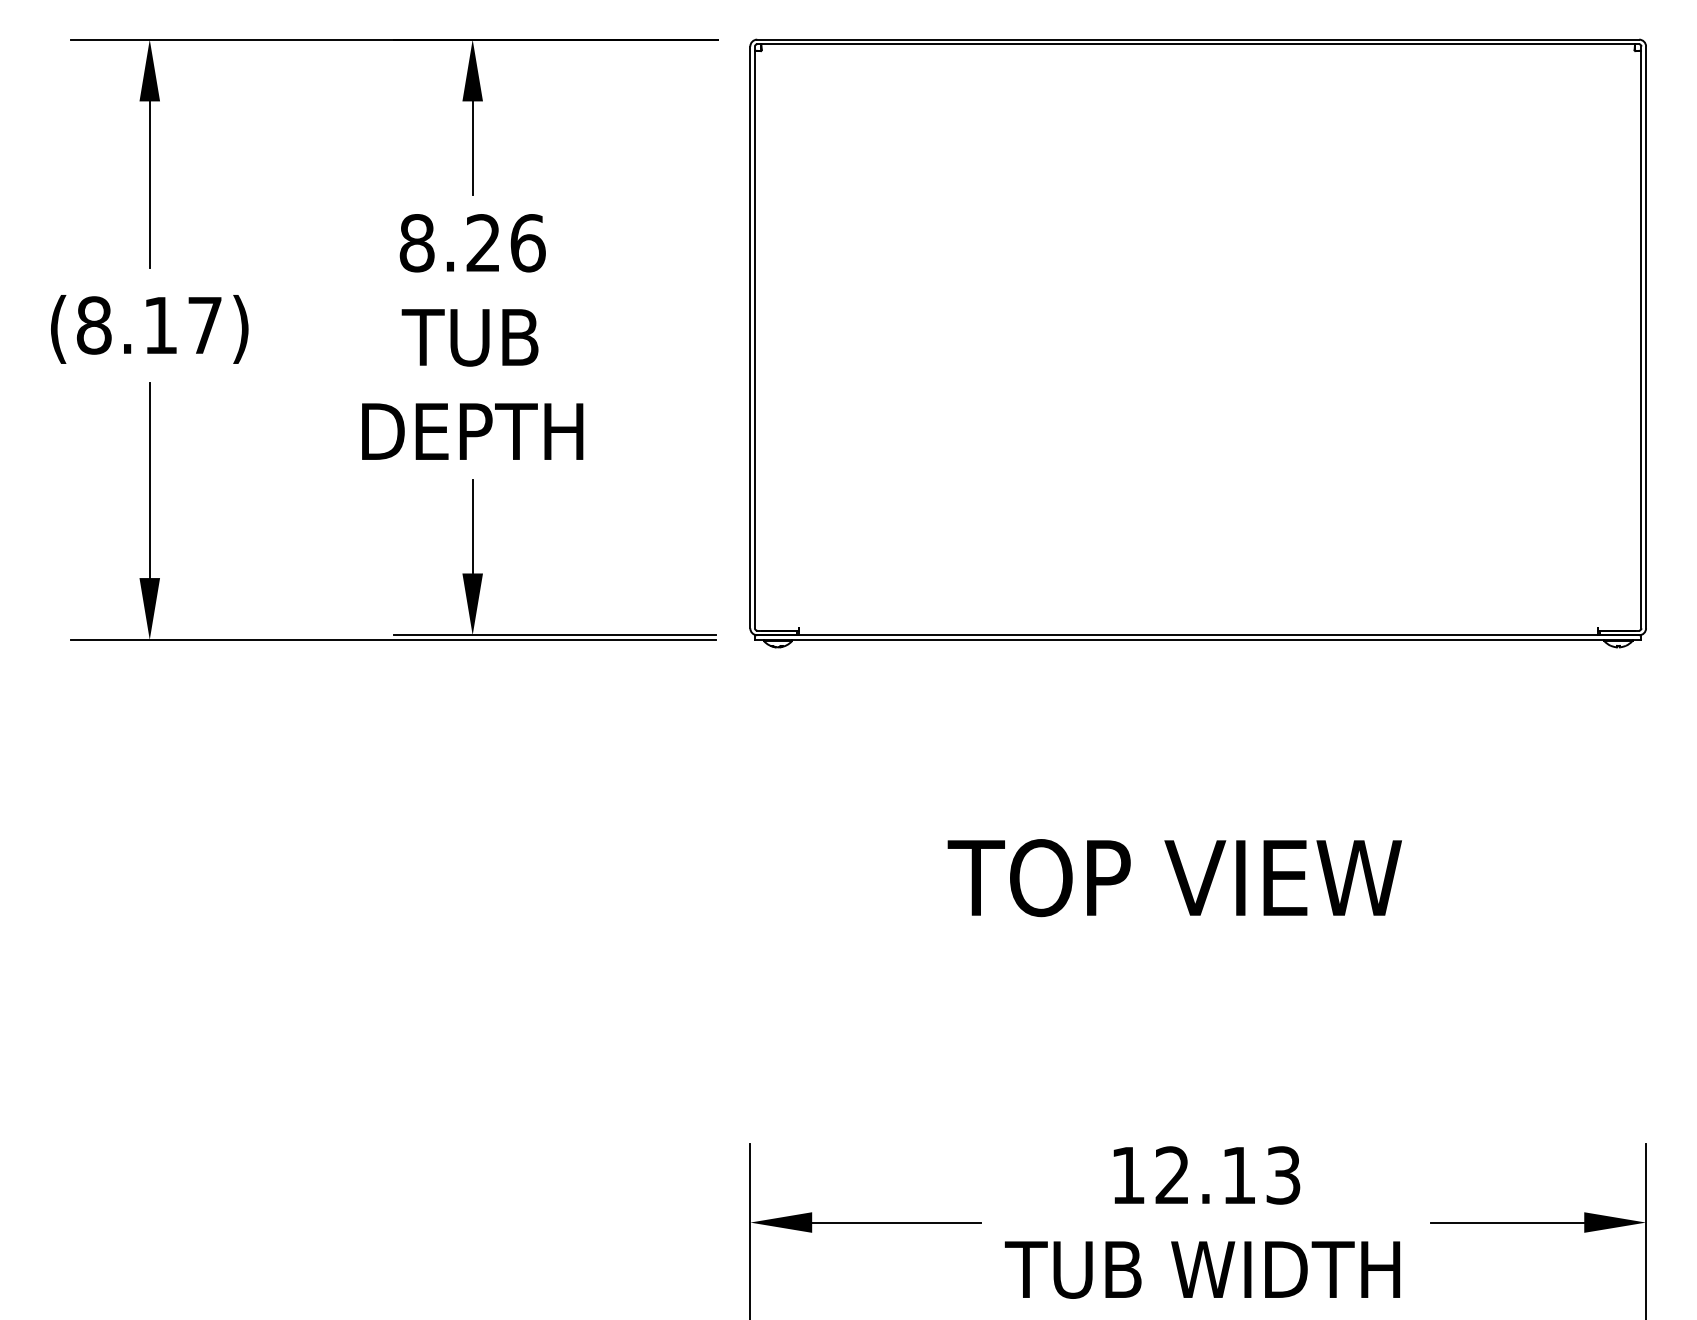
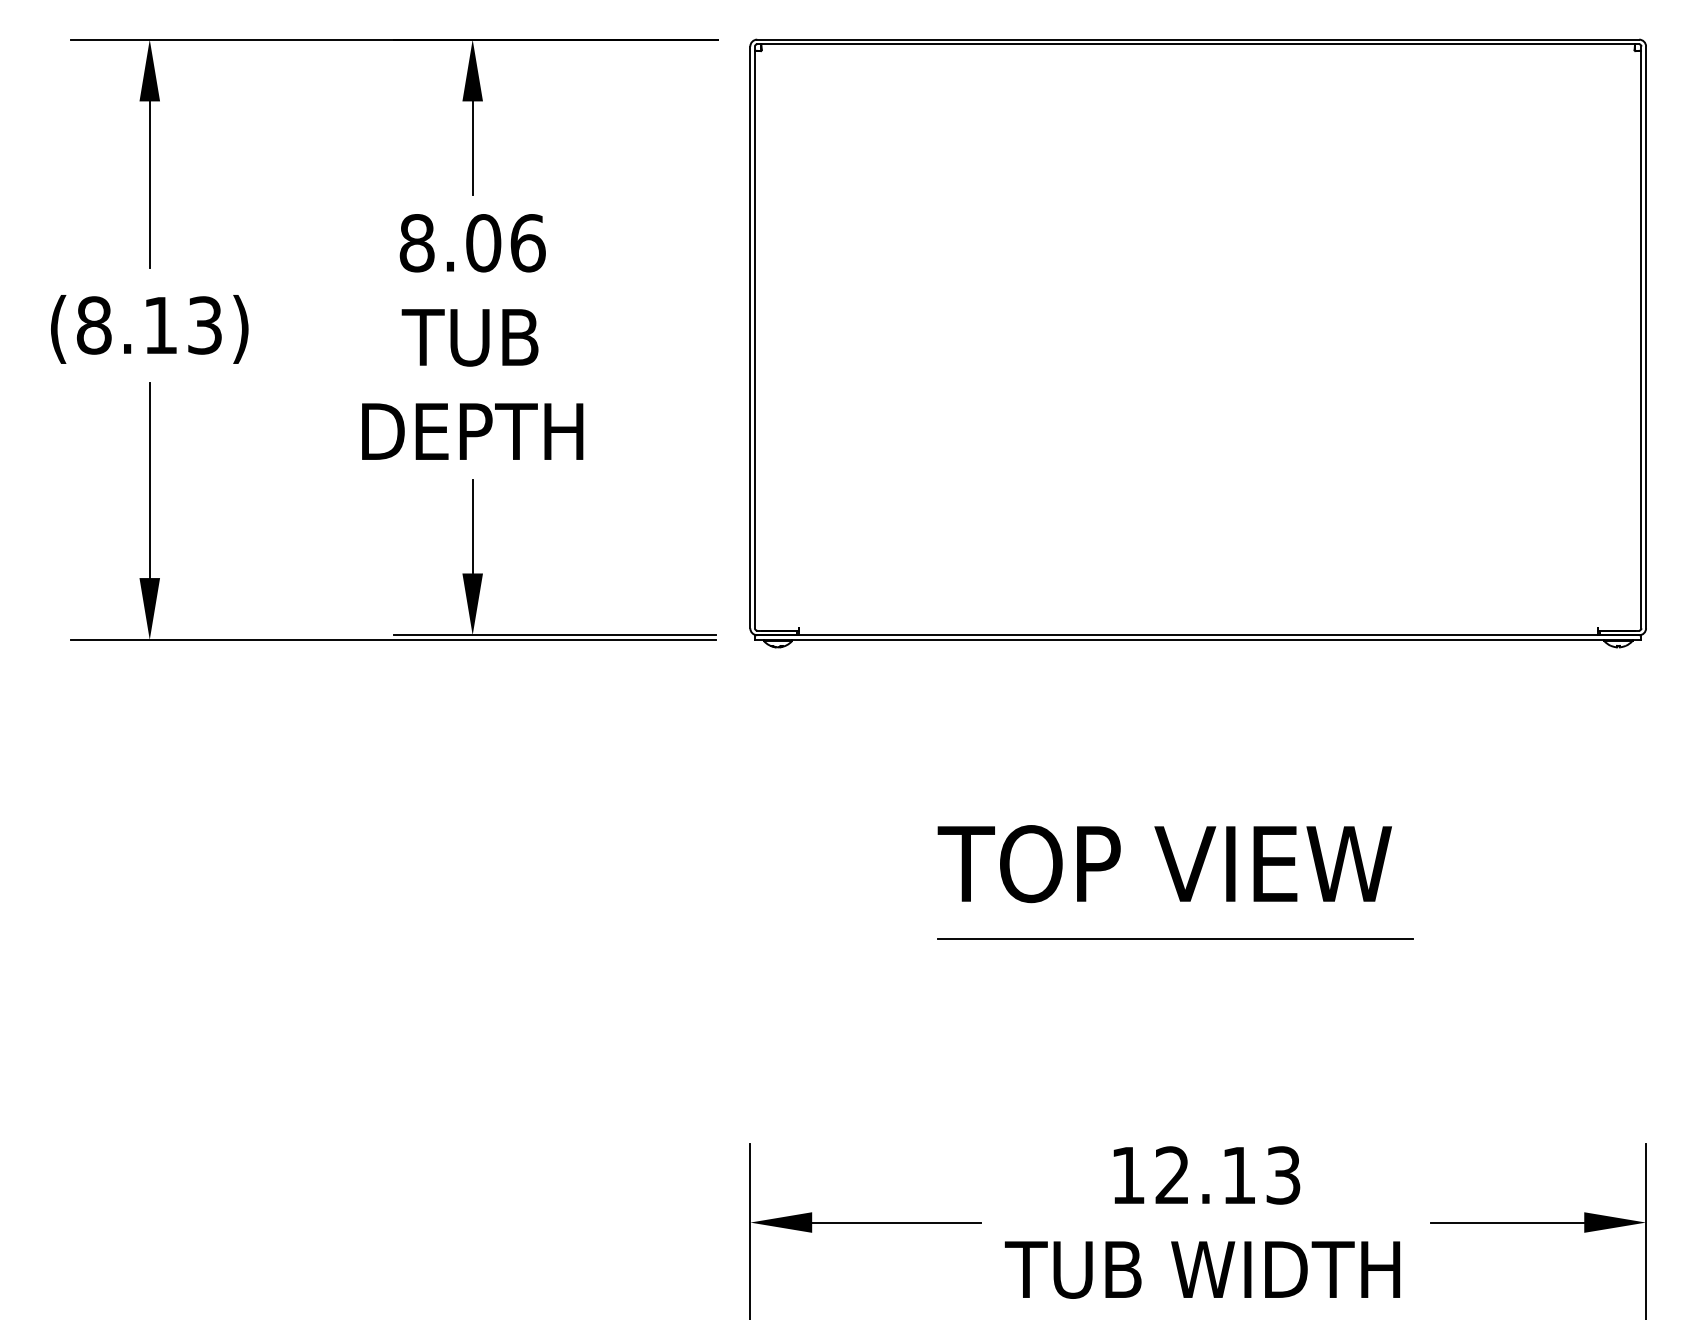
text: 8.26 -> 8.06 (483, 243)
text: (8.17) -> (8.13) (204, 325)
text position: (1174, 878) -> (1164, 864) (1164, 864)
line: none -> present (1175, 938)
